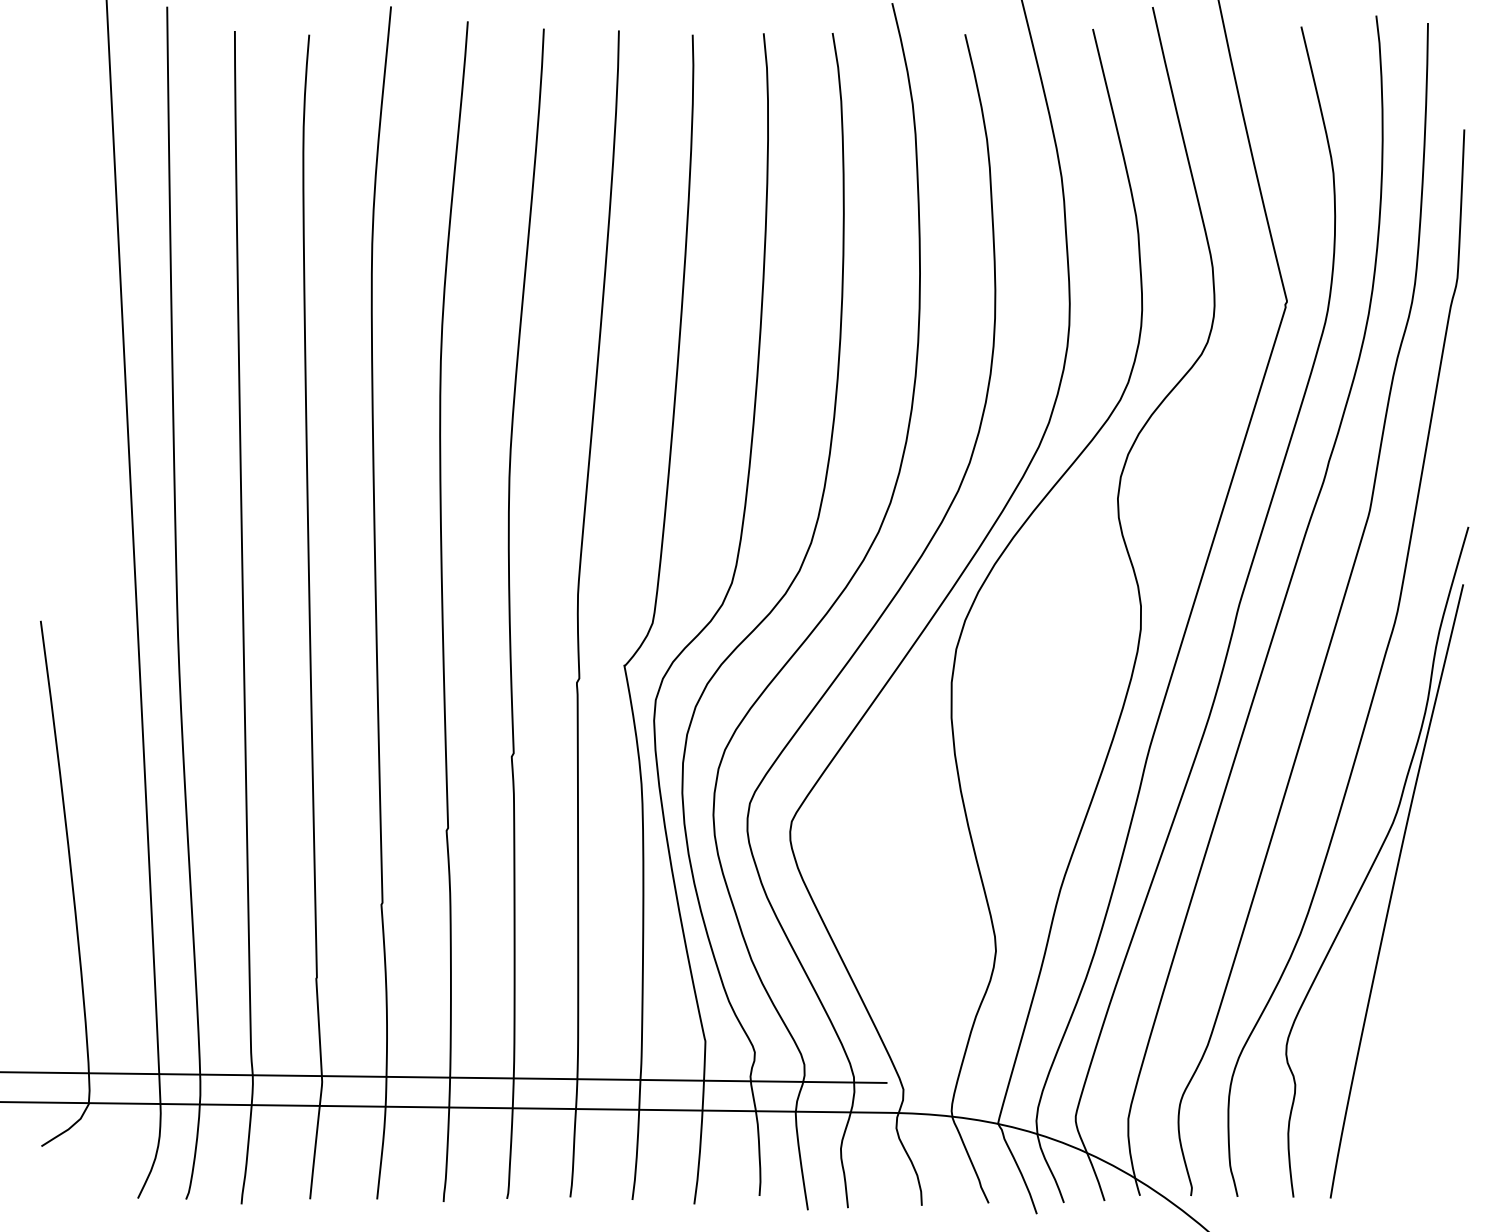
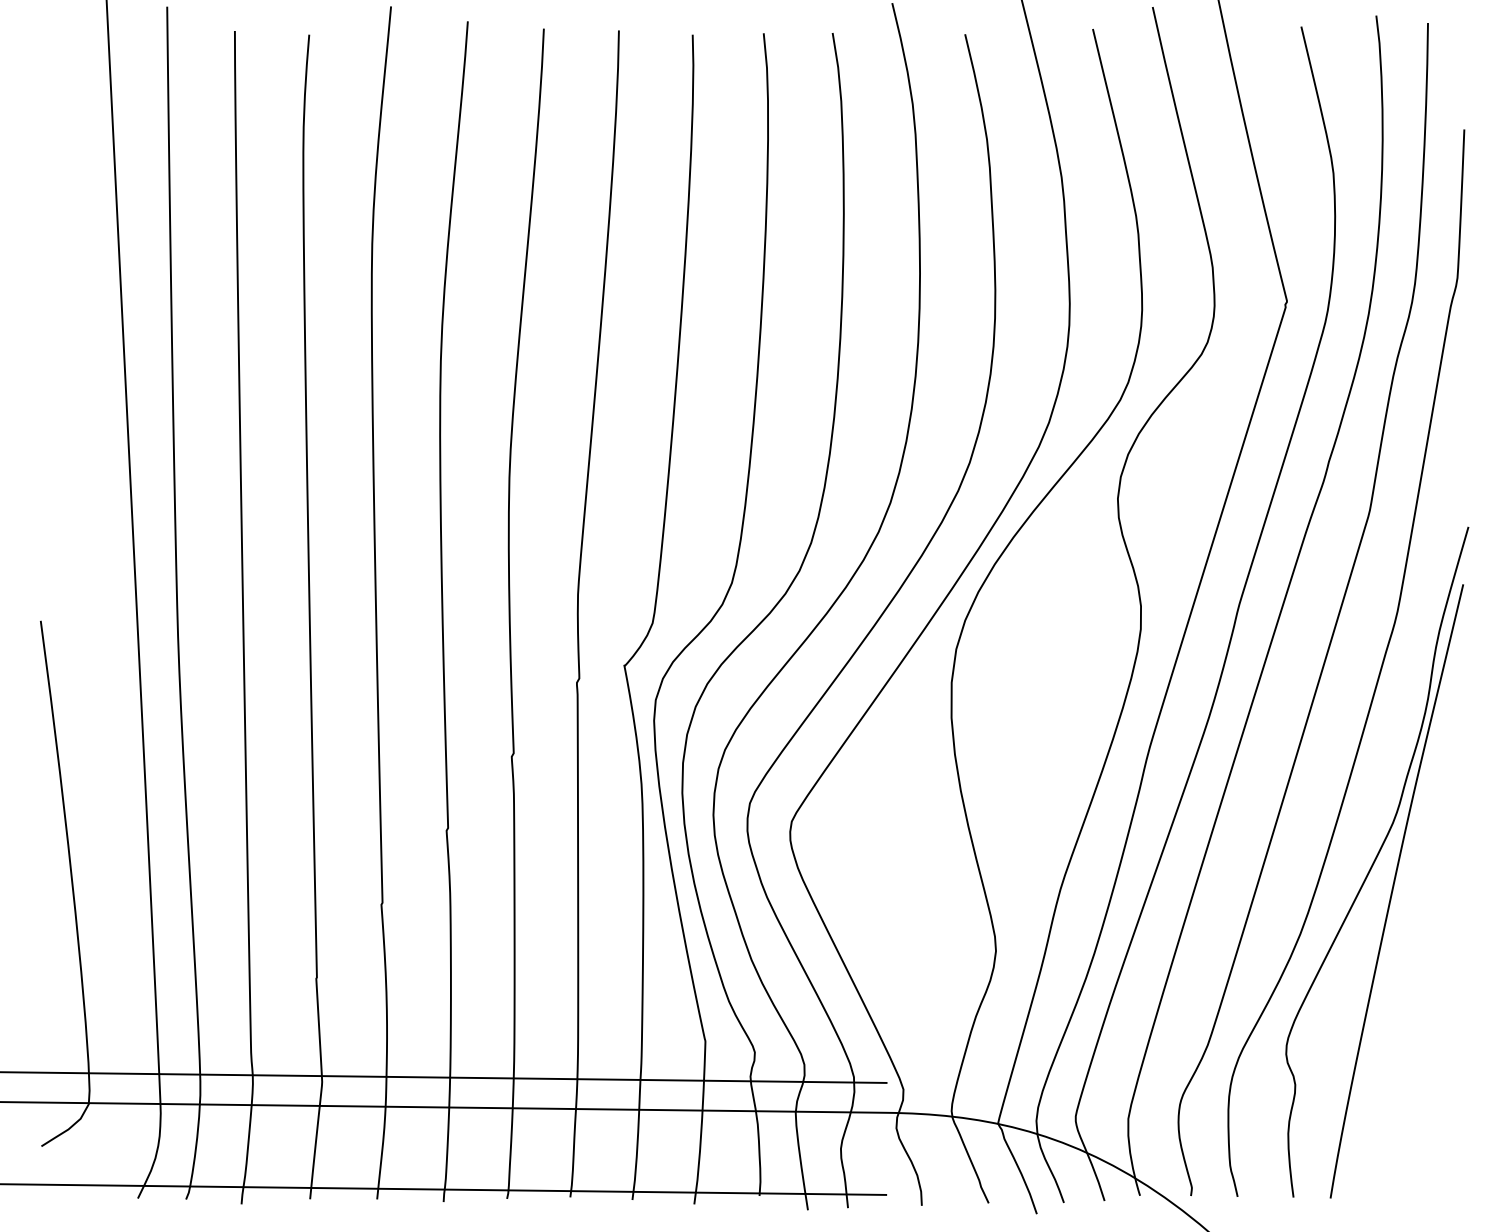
line: none -> present (444, 1189)
